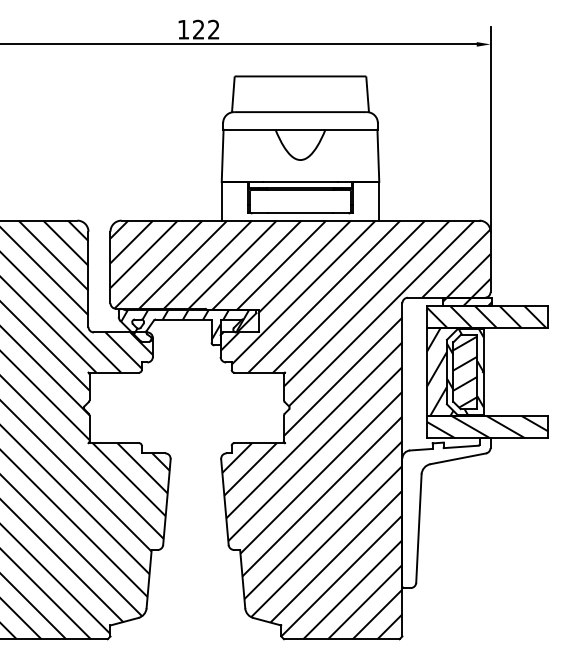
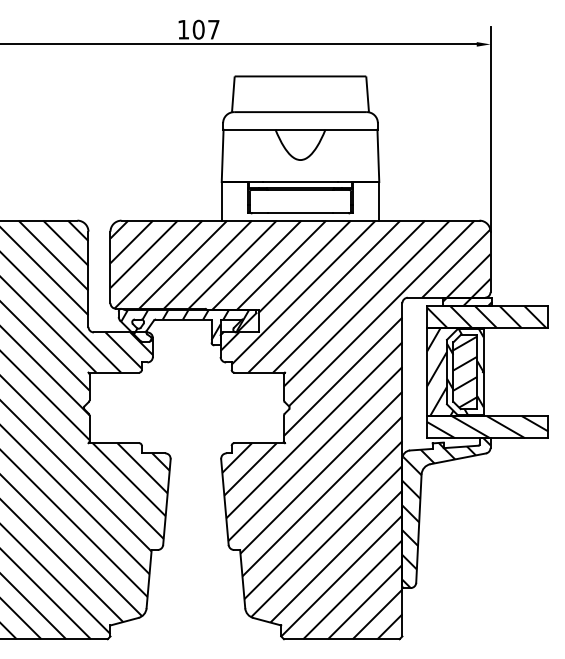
text: 122 -> 107 (205, 29)
hatch: none -> present (446, 513)
